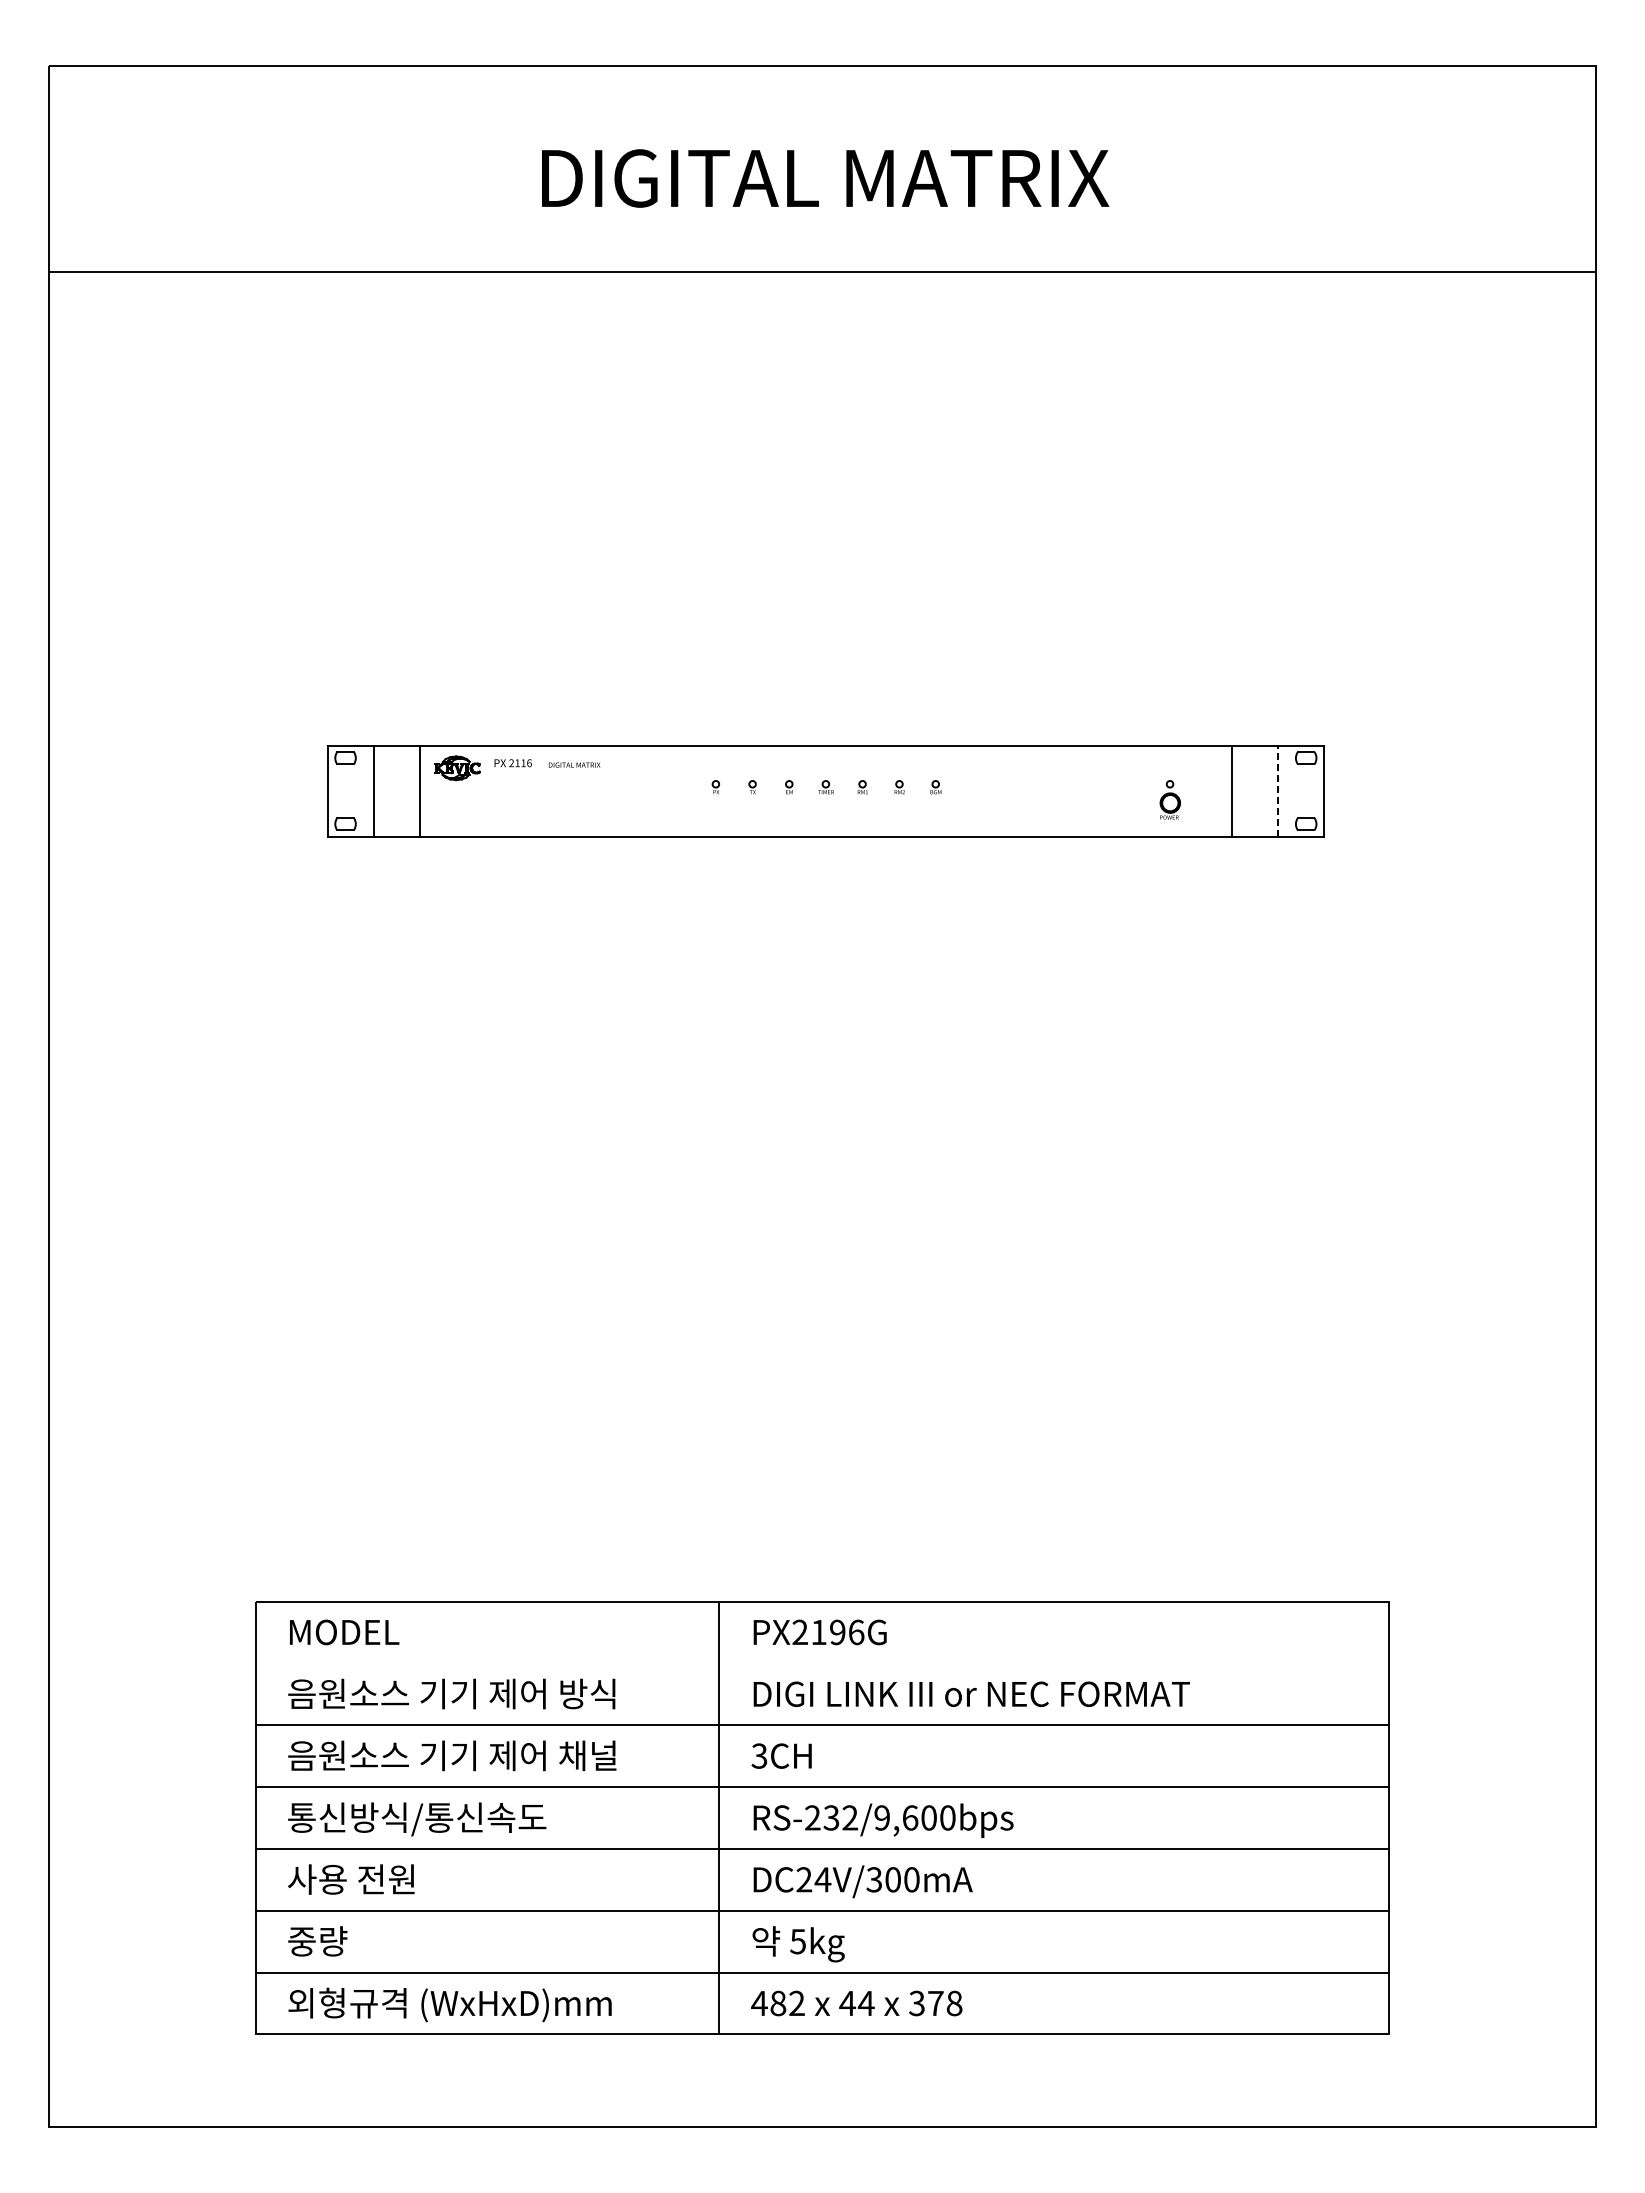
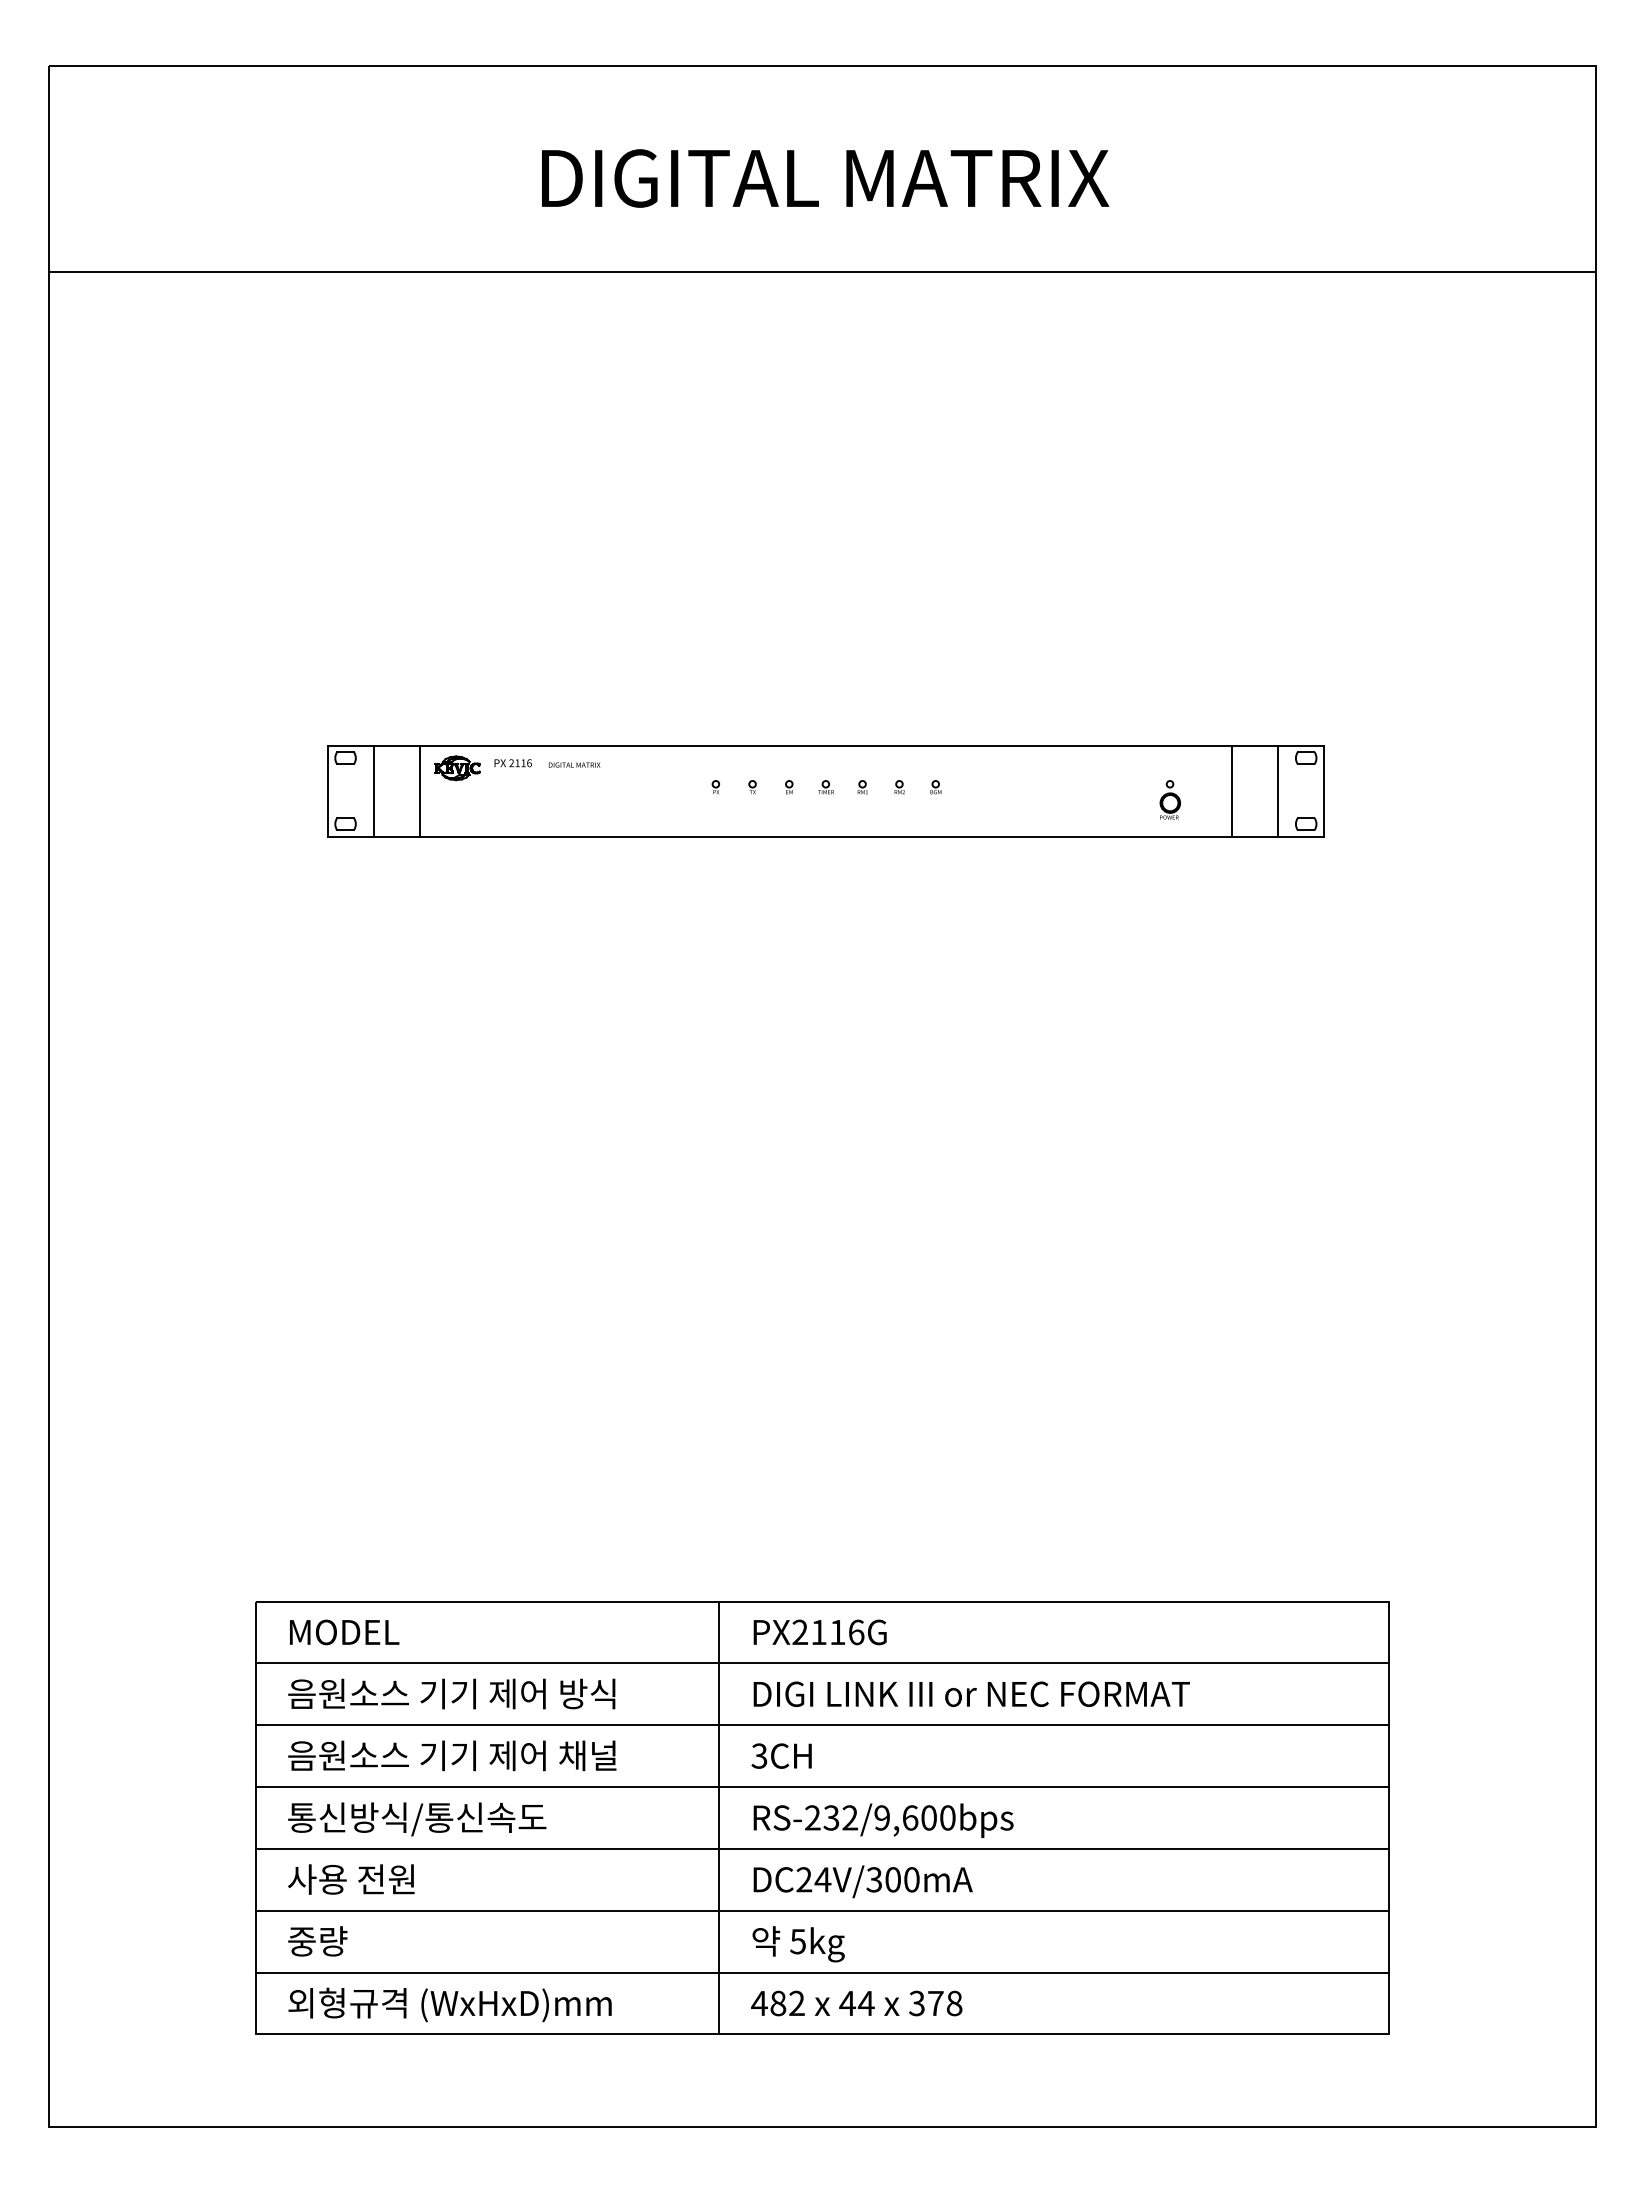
line: dashed -> solid (1278, 790)
text: PX2196G -> PX2116G (837, 1632)
line: none -> present (822, 1663)
